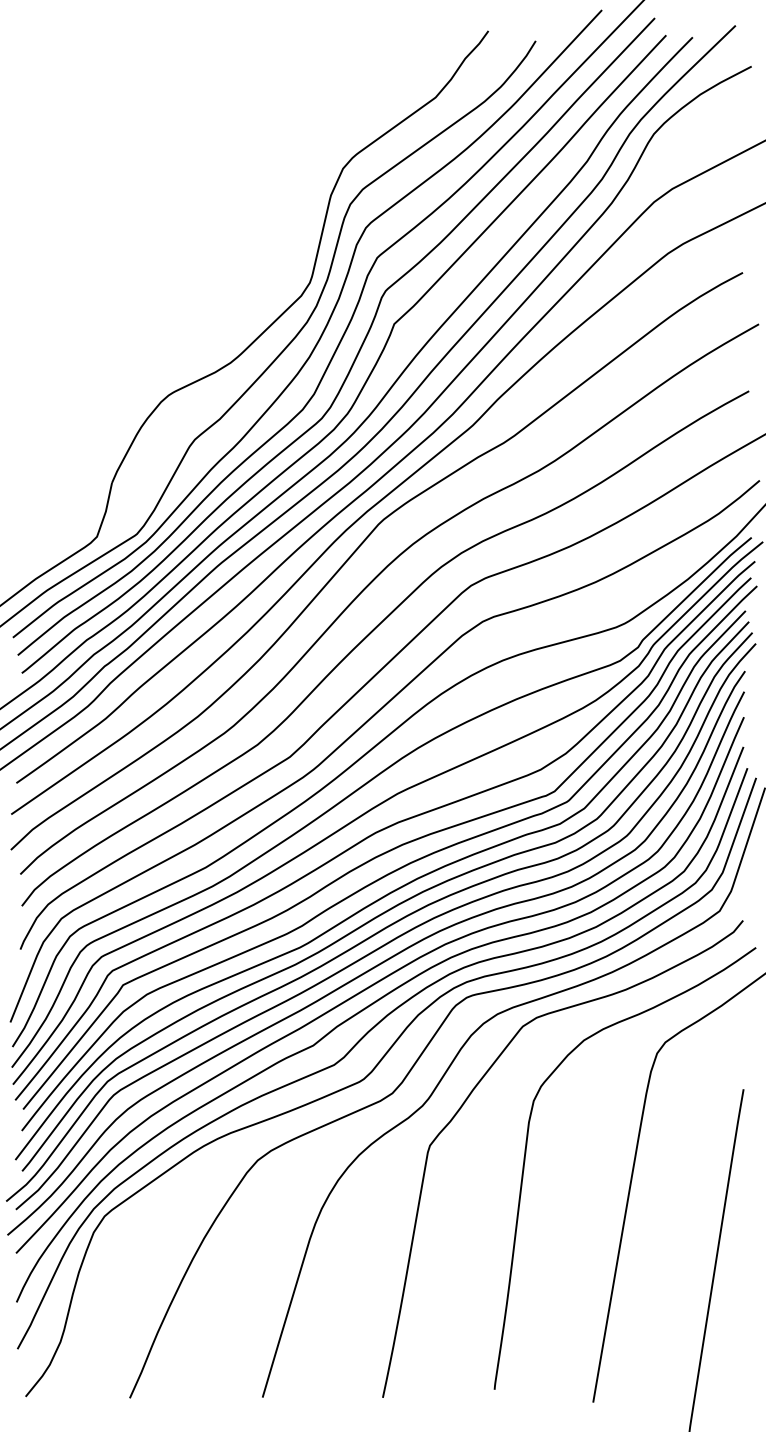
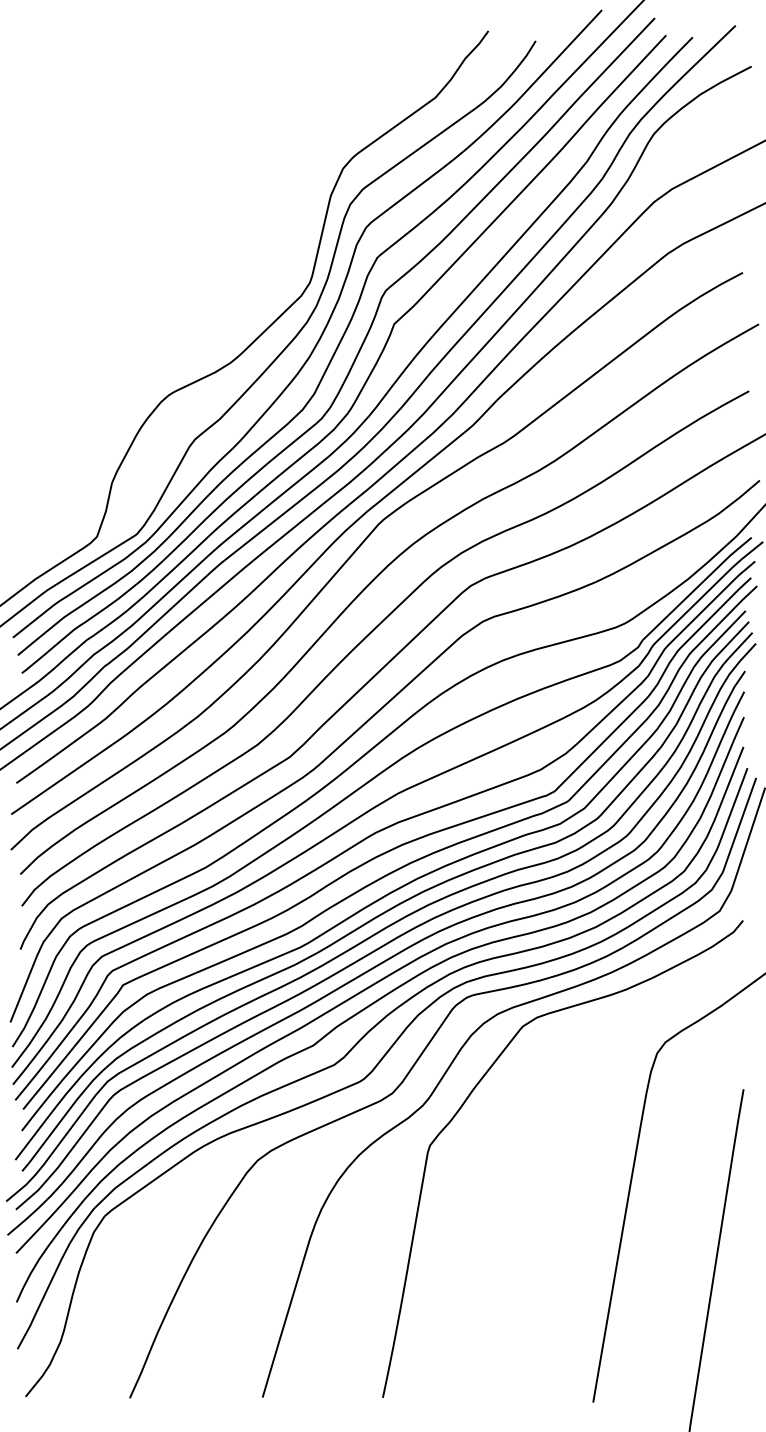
curve: present -> none (526, 1153)
